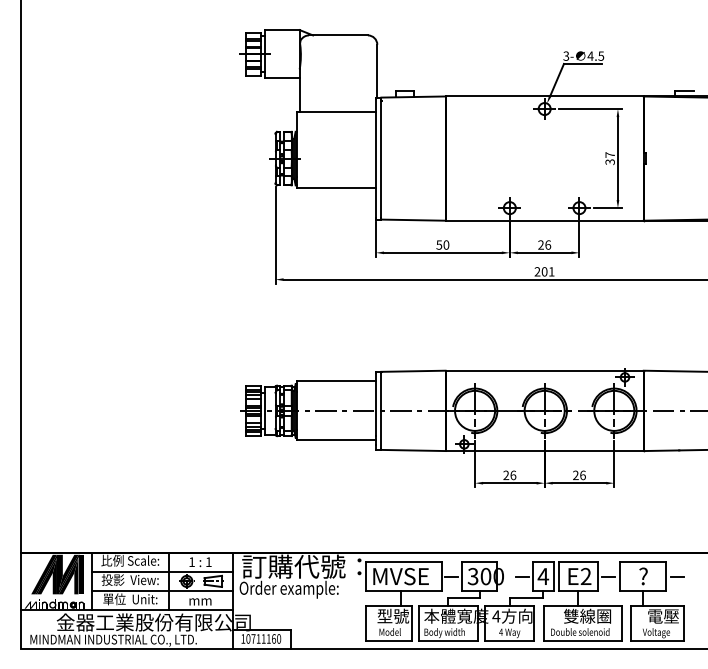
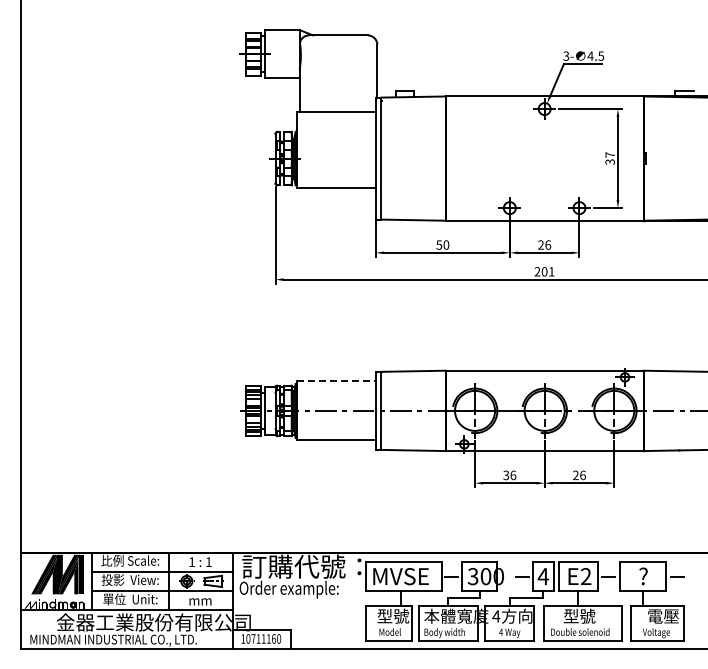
line: solid -> dashed (336, 381)
text: 26 -> 36 (506, 475)
text: 雙線圈 -> 型號 (587, 615)
